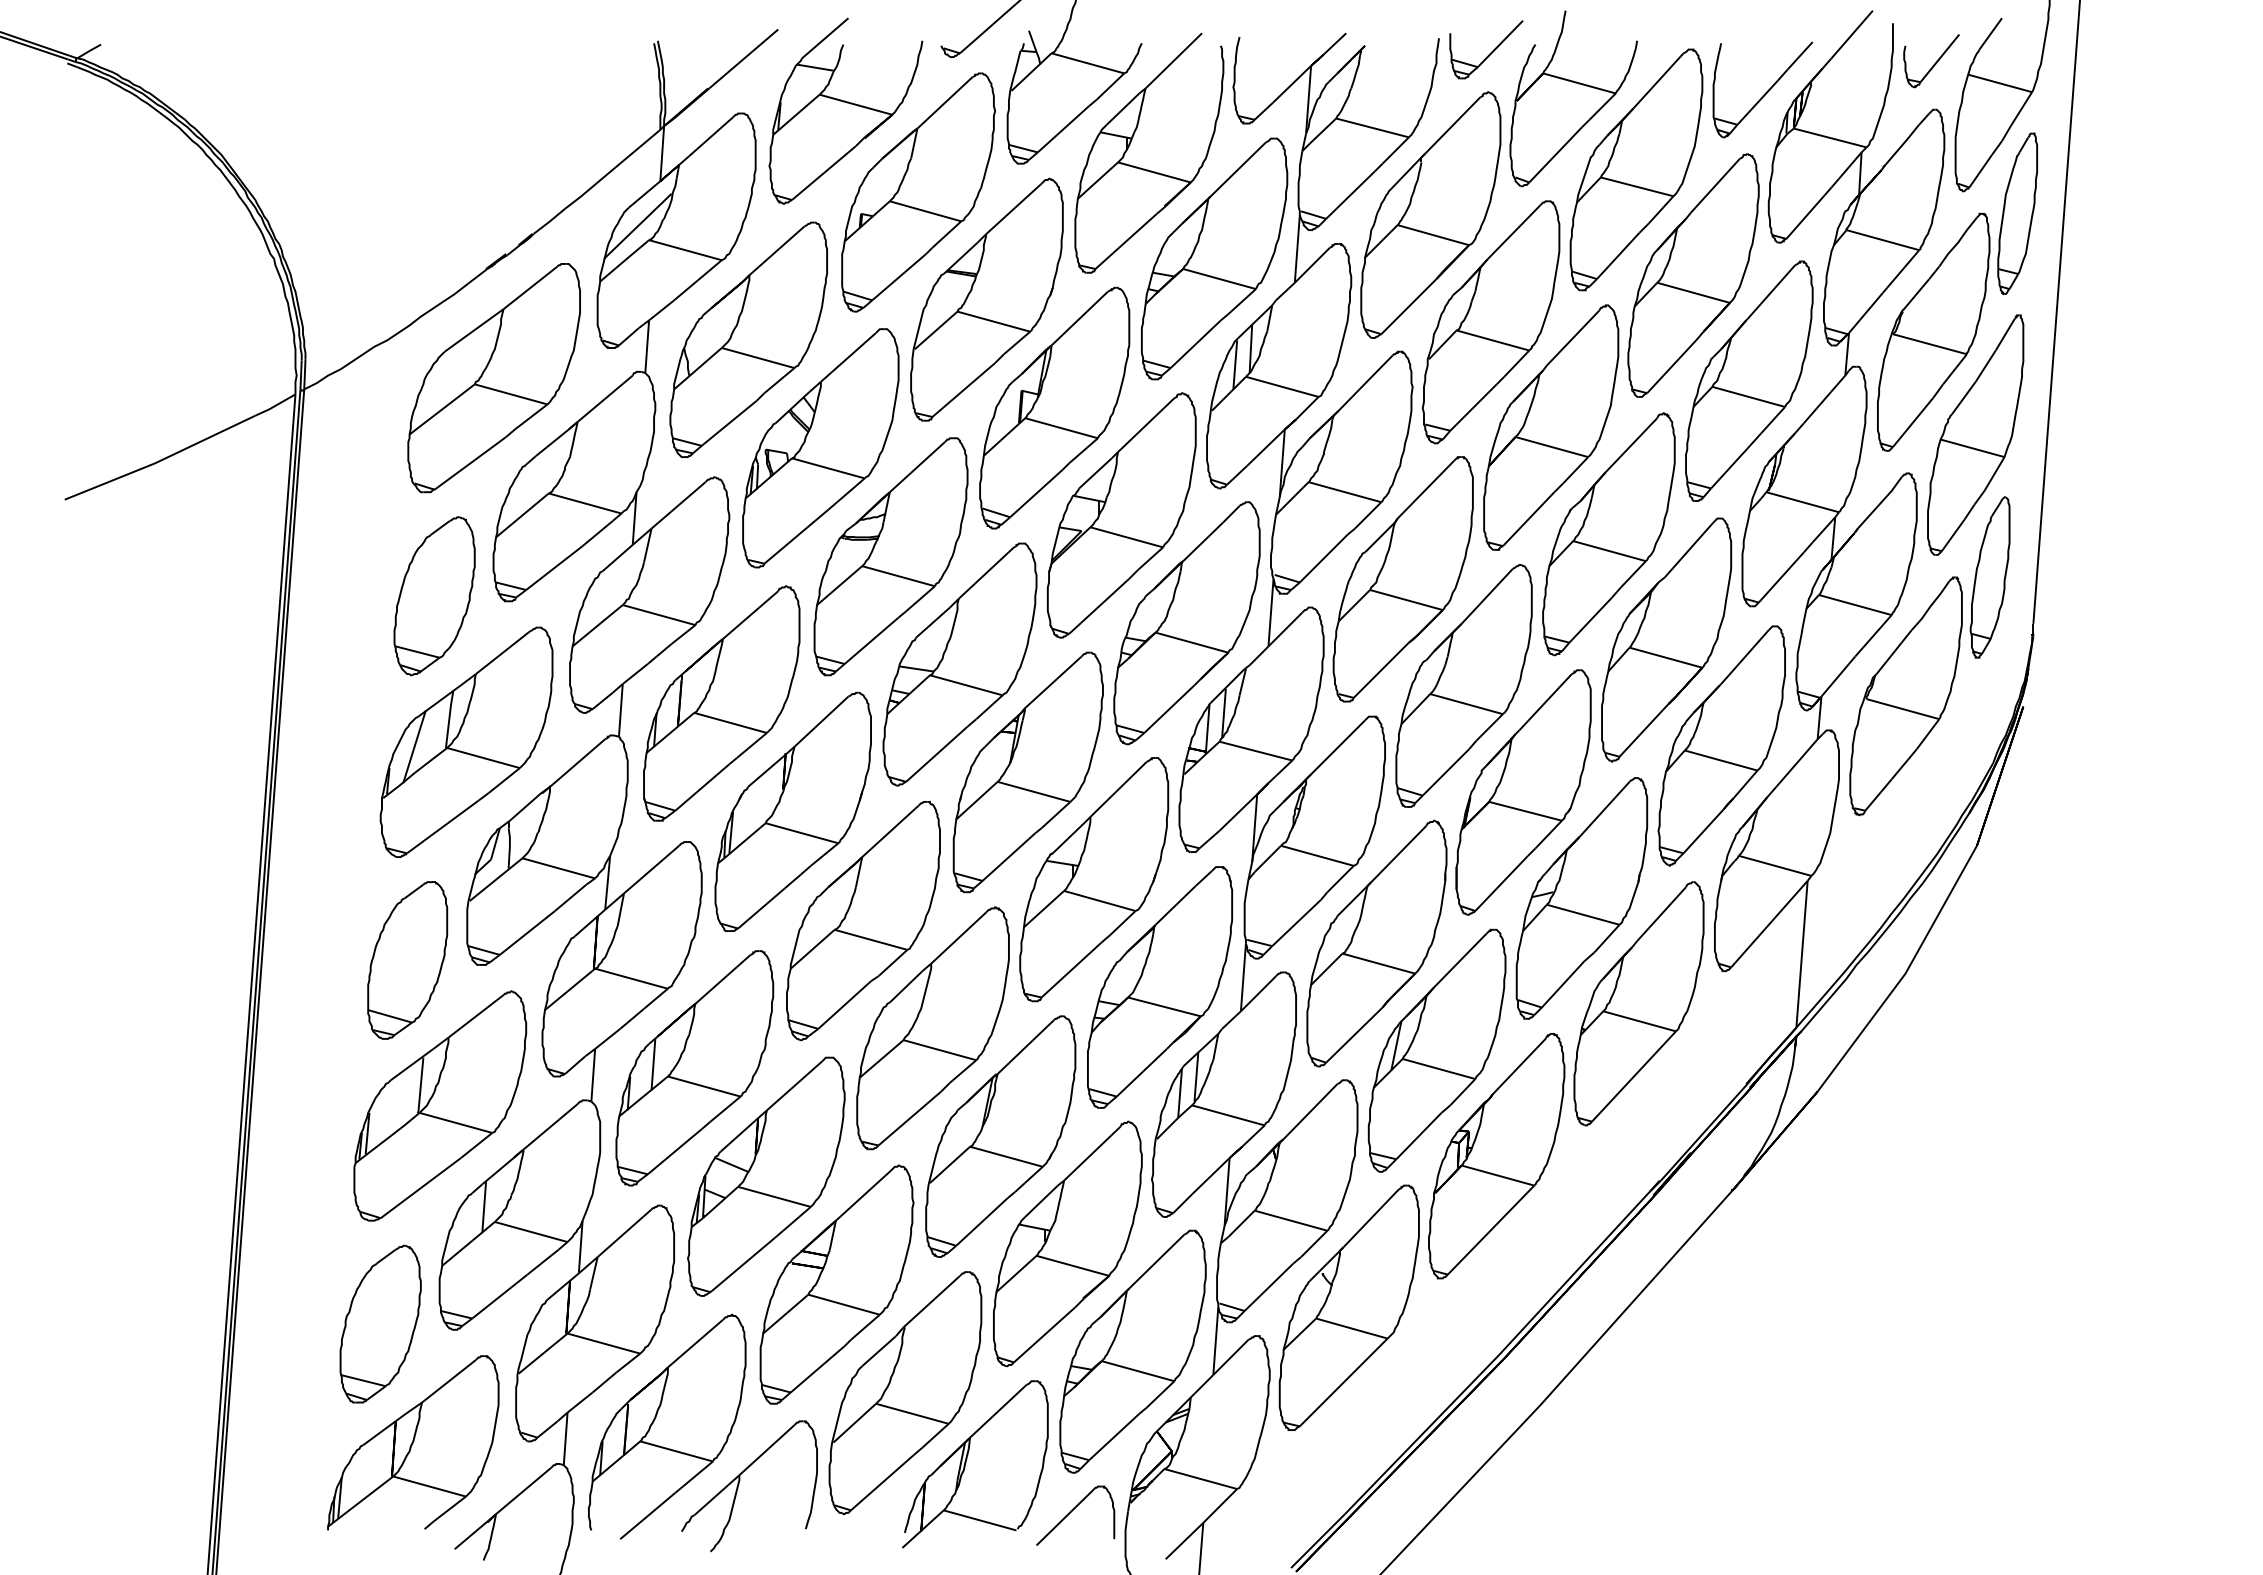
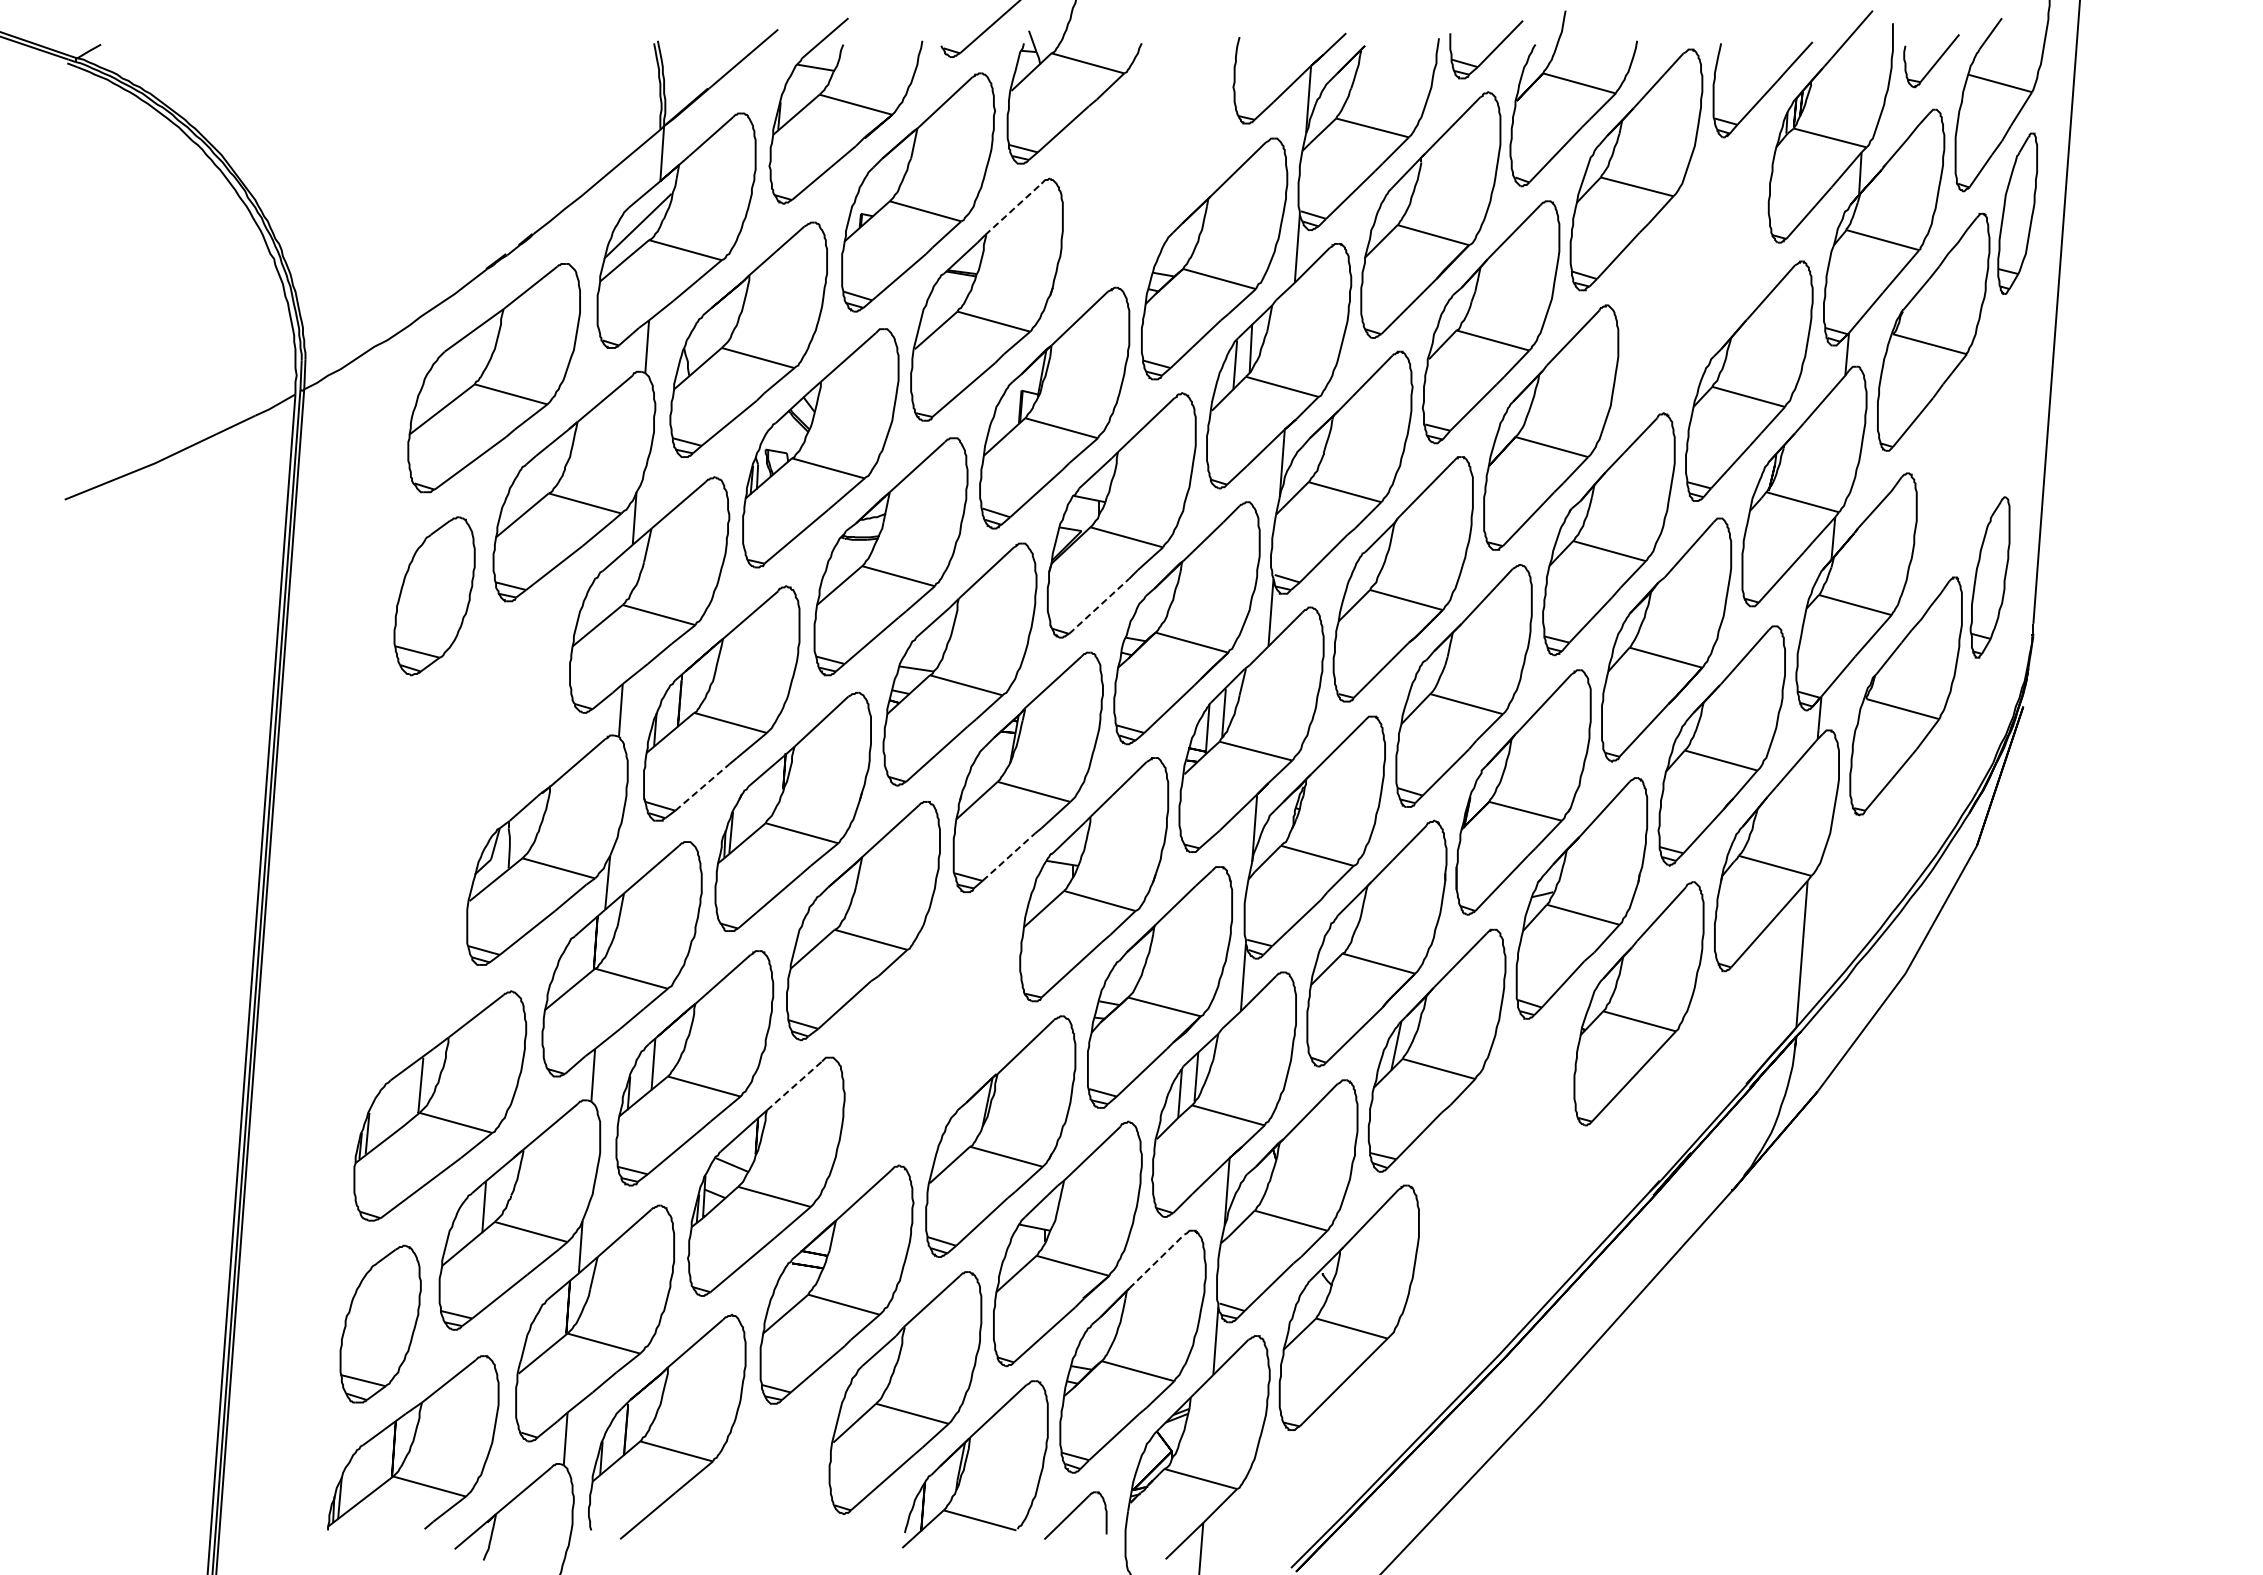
part: present -> none (1144, 168)
line: solid -> dashed (1013, 209)
part: present -> none (1693, 275)
part: present -> none (1975, 434)
line: solid -> dashed (1099, 606)
part: present -> none (466, 741)
line: solid -> dashed (702, 787)
line: solid -> dashed (1008, 857)
part: present -> none (407, 960)
part: present -> none (932, 1028)
line: solid -> dashed (794, 1085)
part: present -> none (1496, 1156)
line: solid -> dashed (1156, 1261)
part: present -> none (739, 1484)
part size: 80x61 px -> 64x49 px (1075, 1515)
